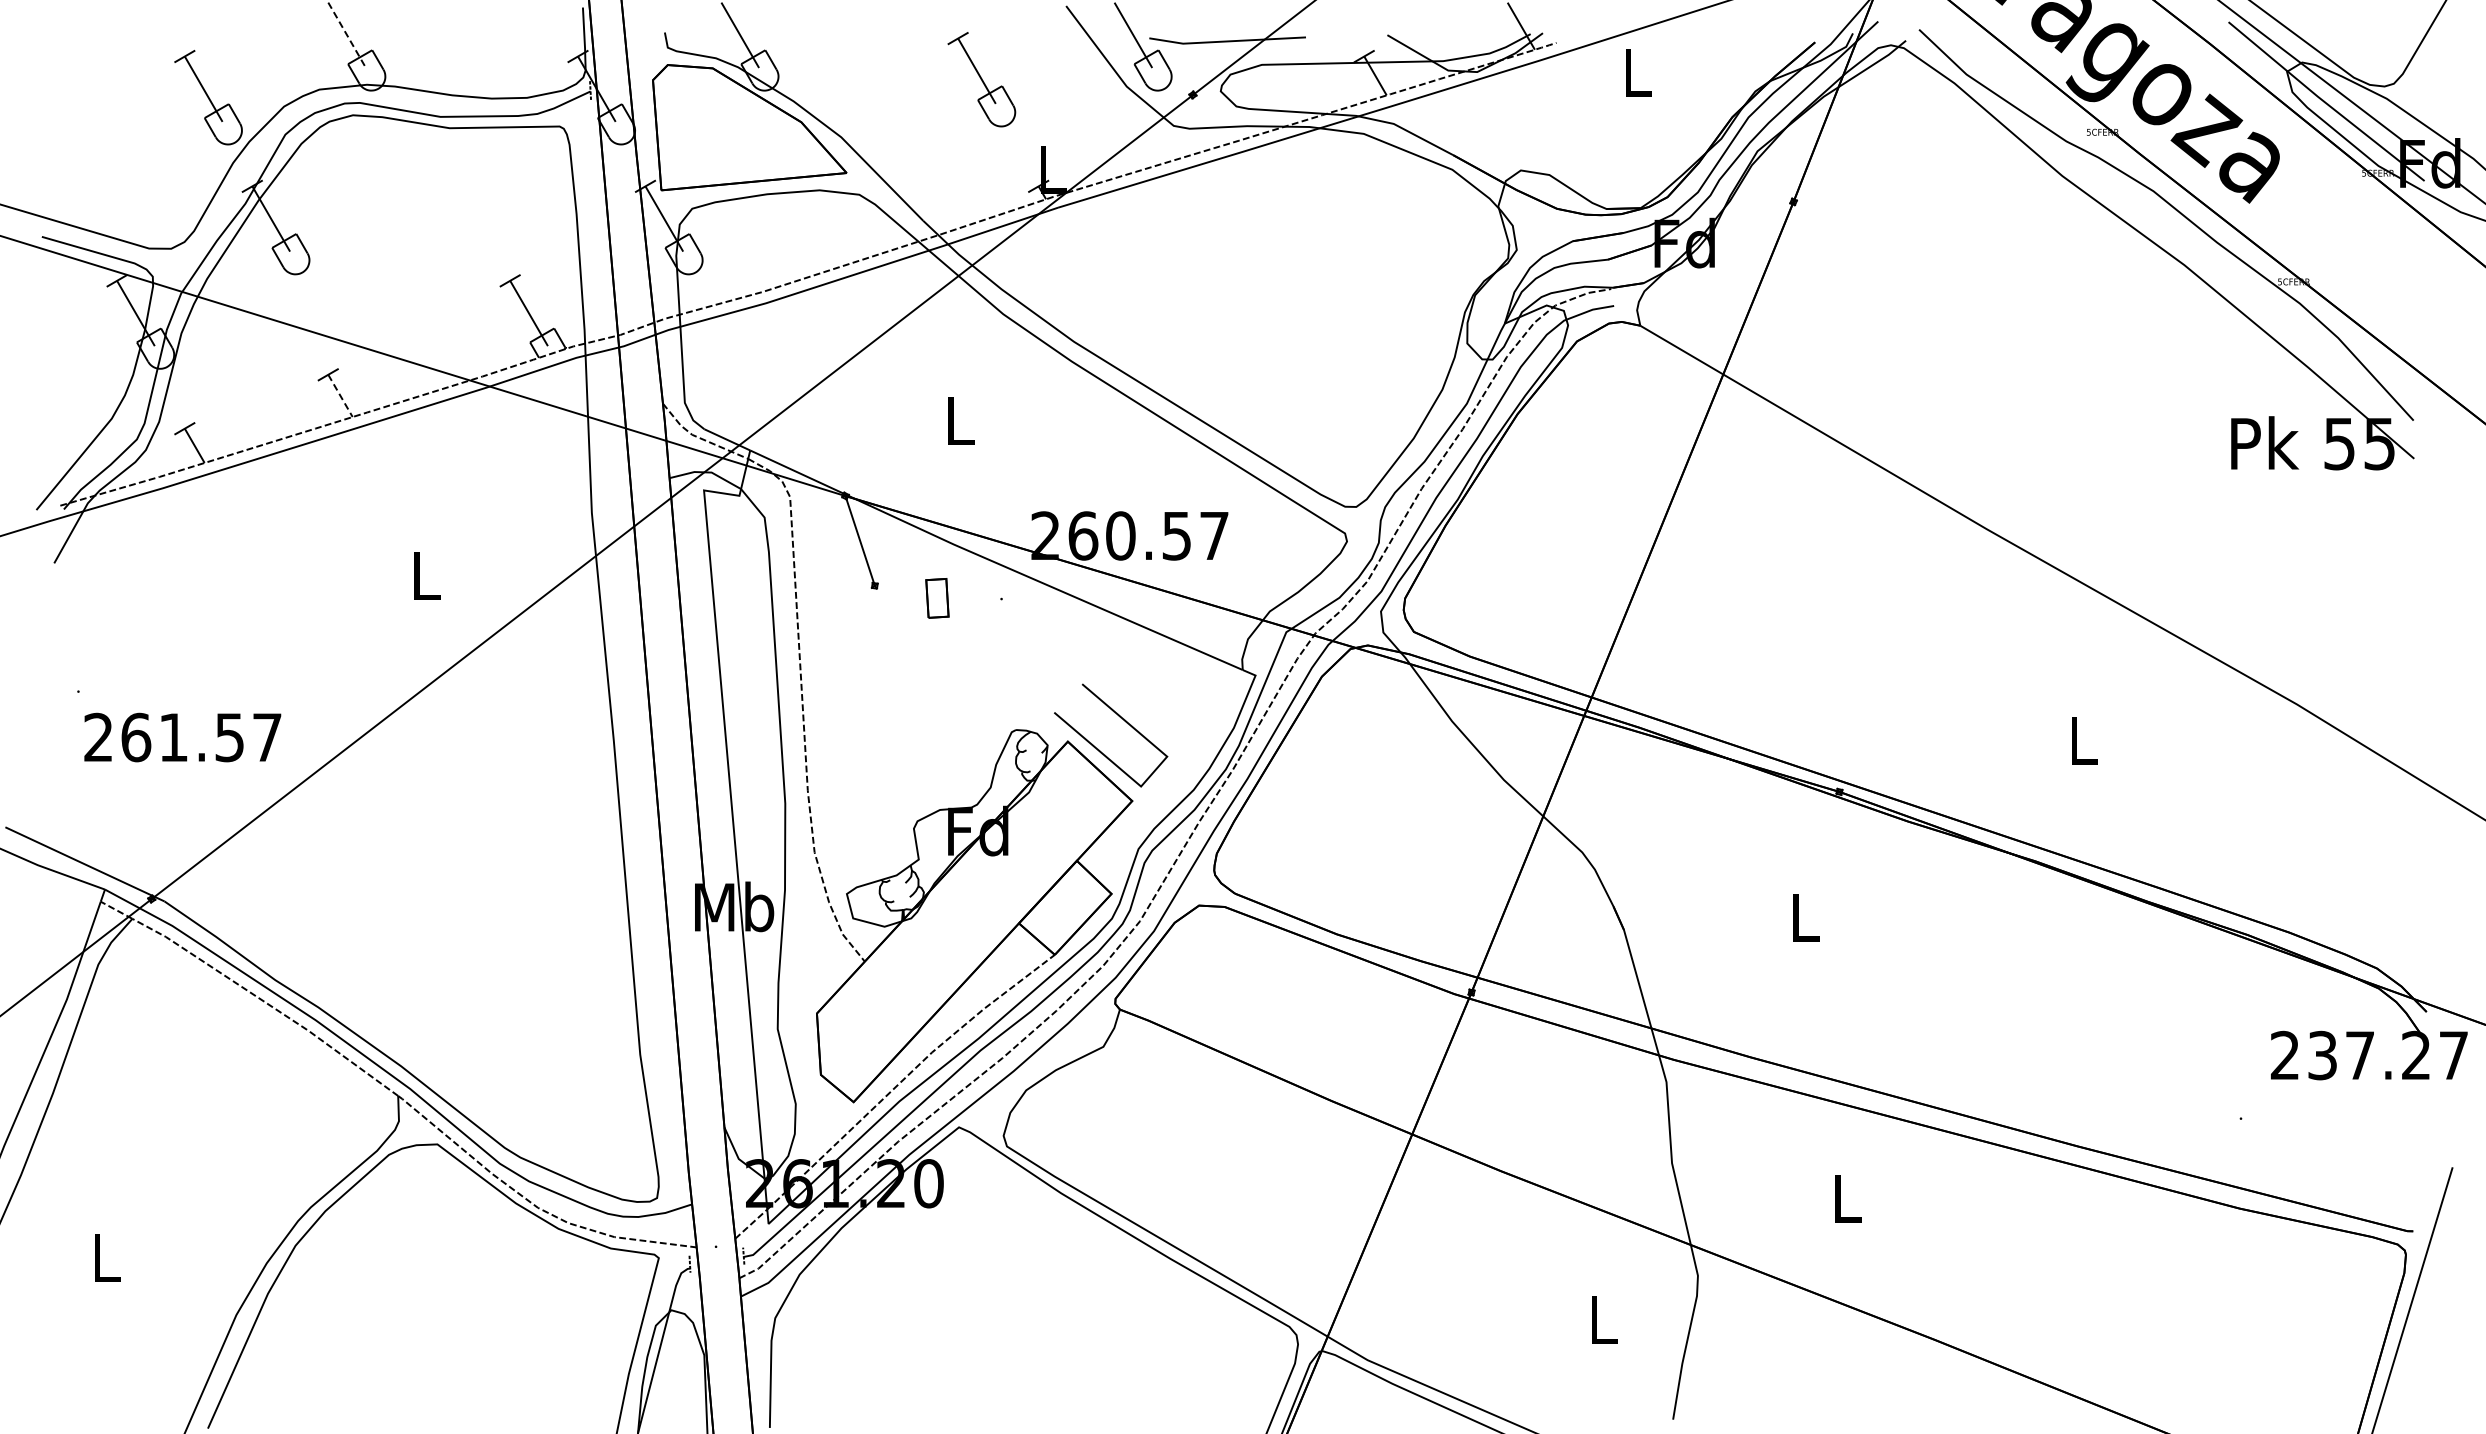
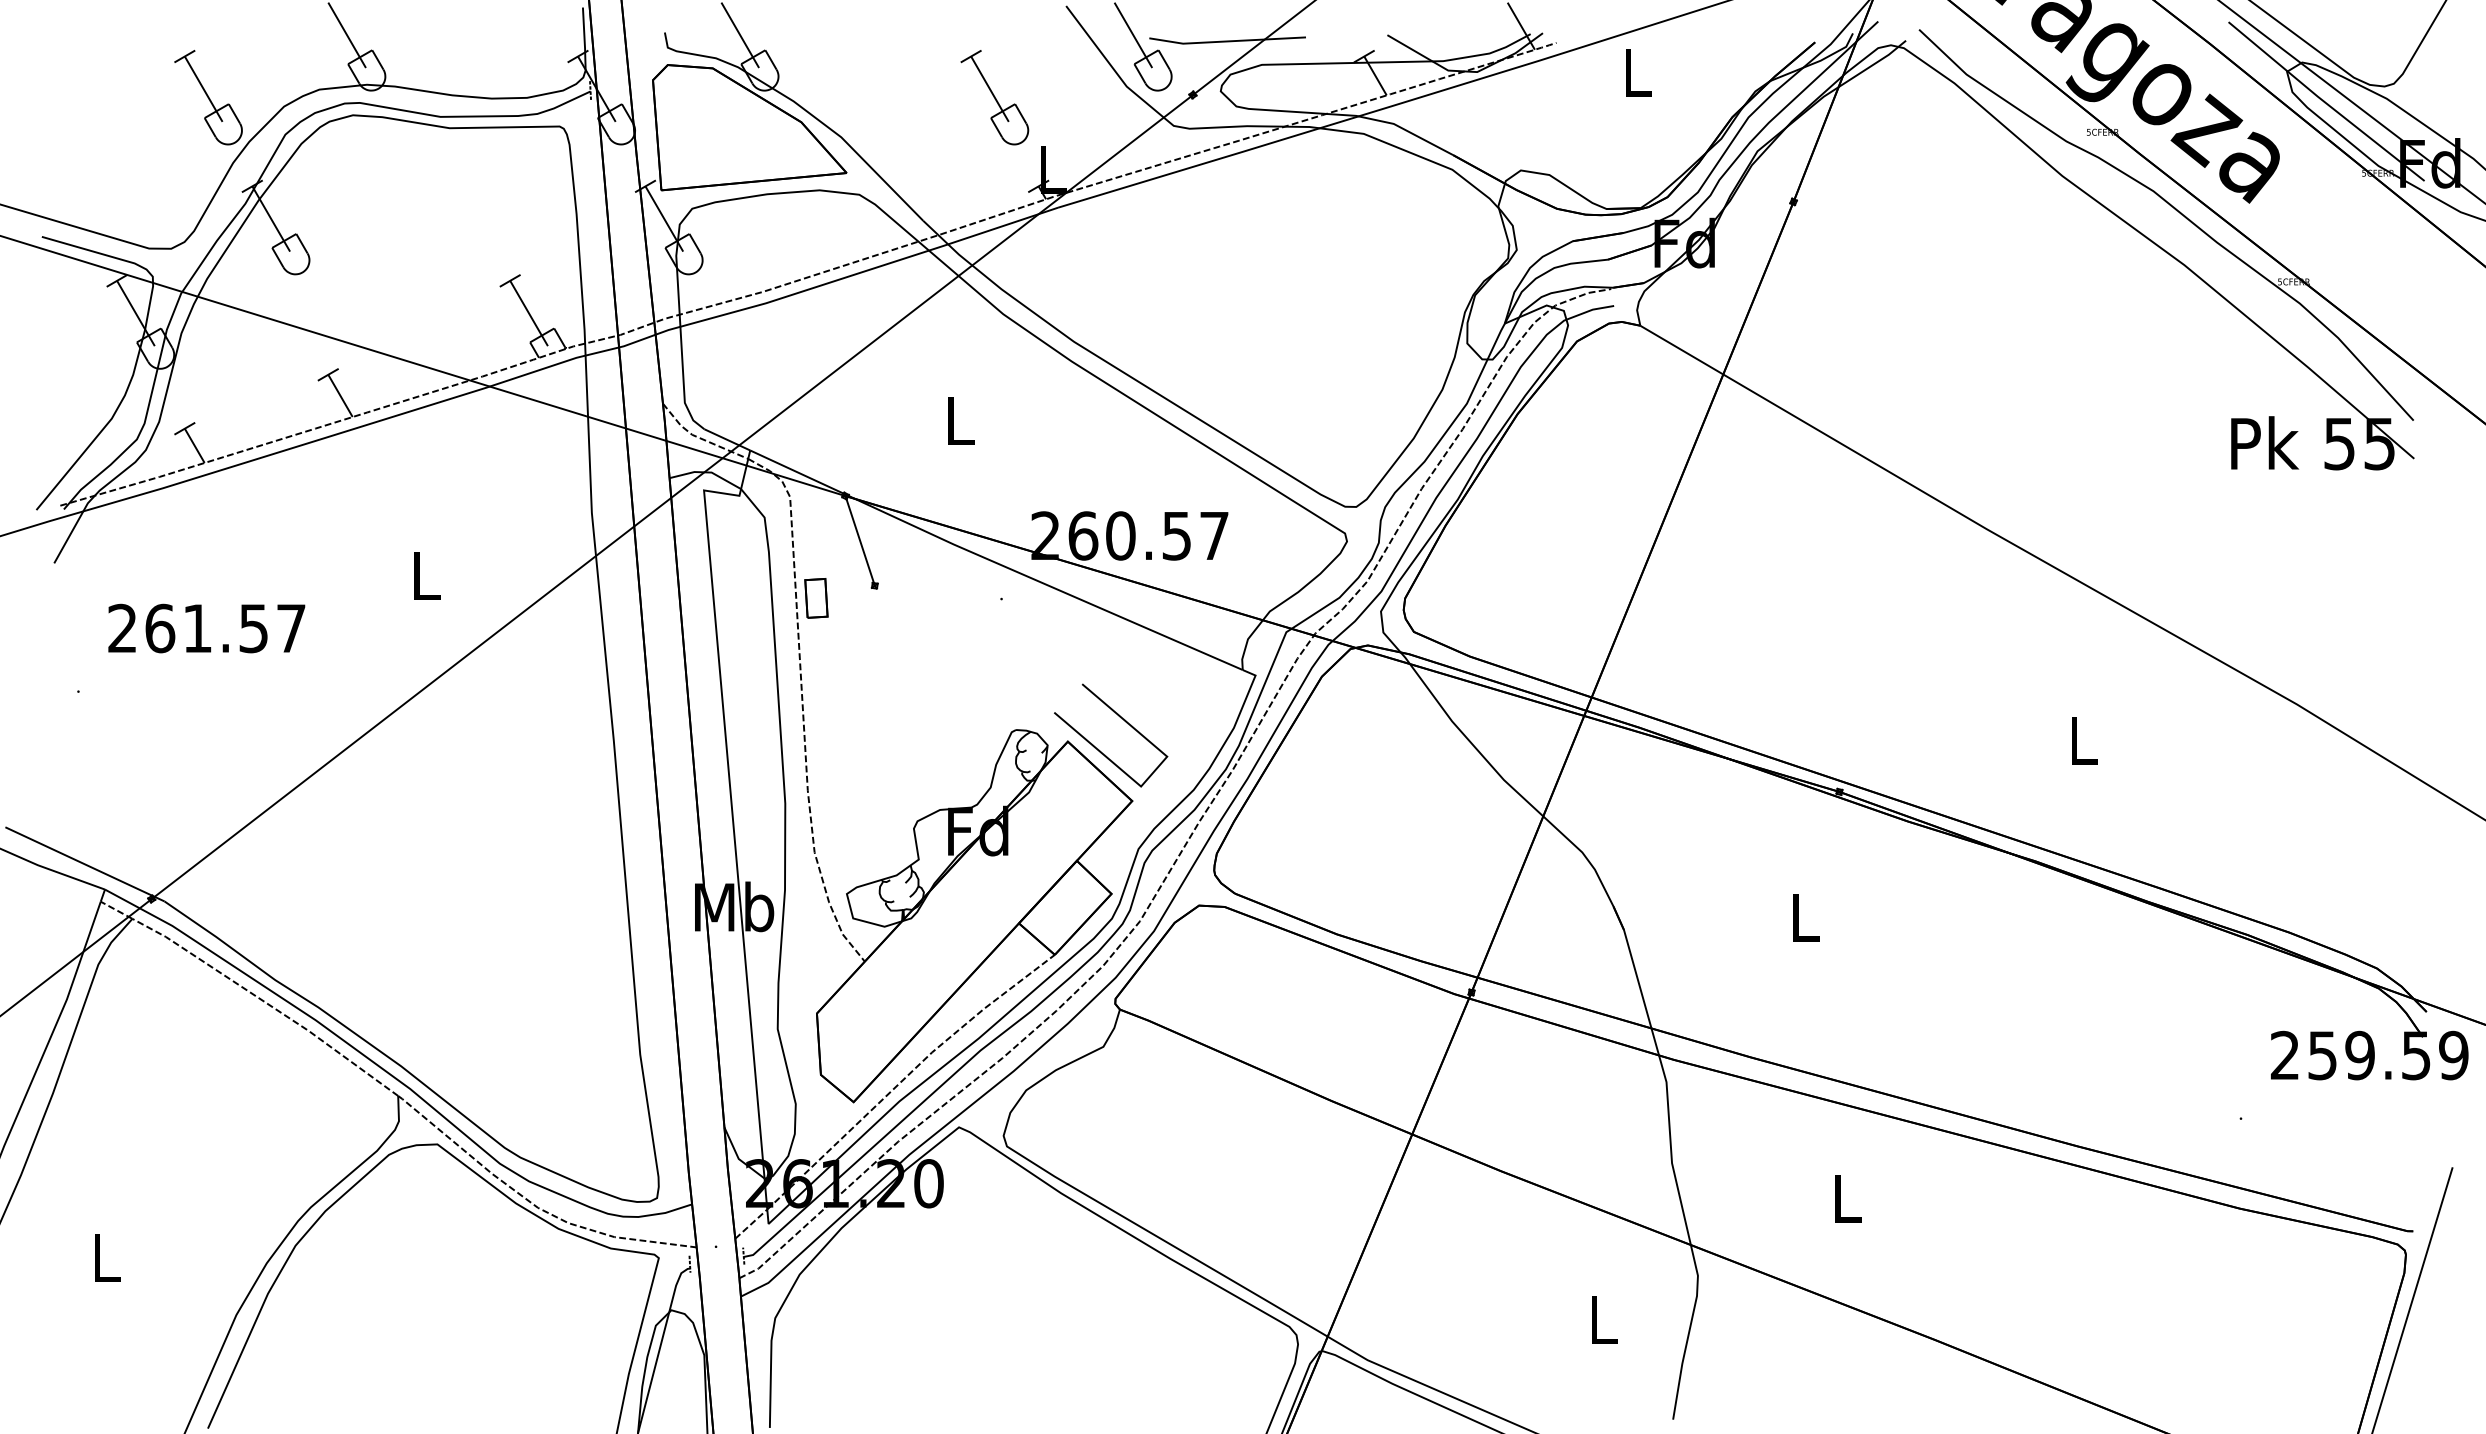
line: dashed -> solid (347, 35)
part position: (981, 79) -> (994, 97) (994, 97)
line: dashed -> solid (340, 396)
part position: (937, 598) -> (816, 598) (816, 598)
text position: (182, 737) -> (206, 628) (206, 628)
text: 237.27 -> 259.59 (2388, 1055)
